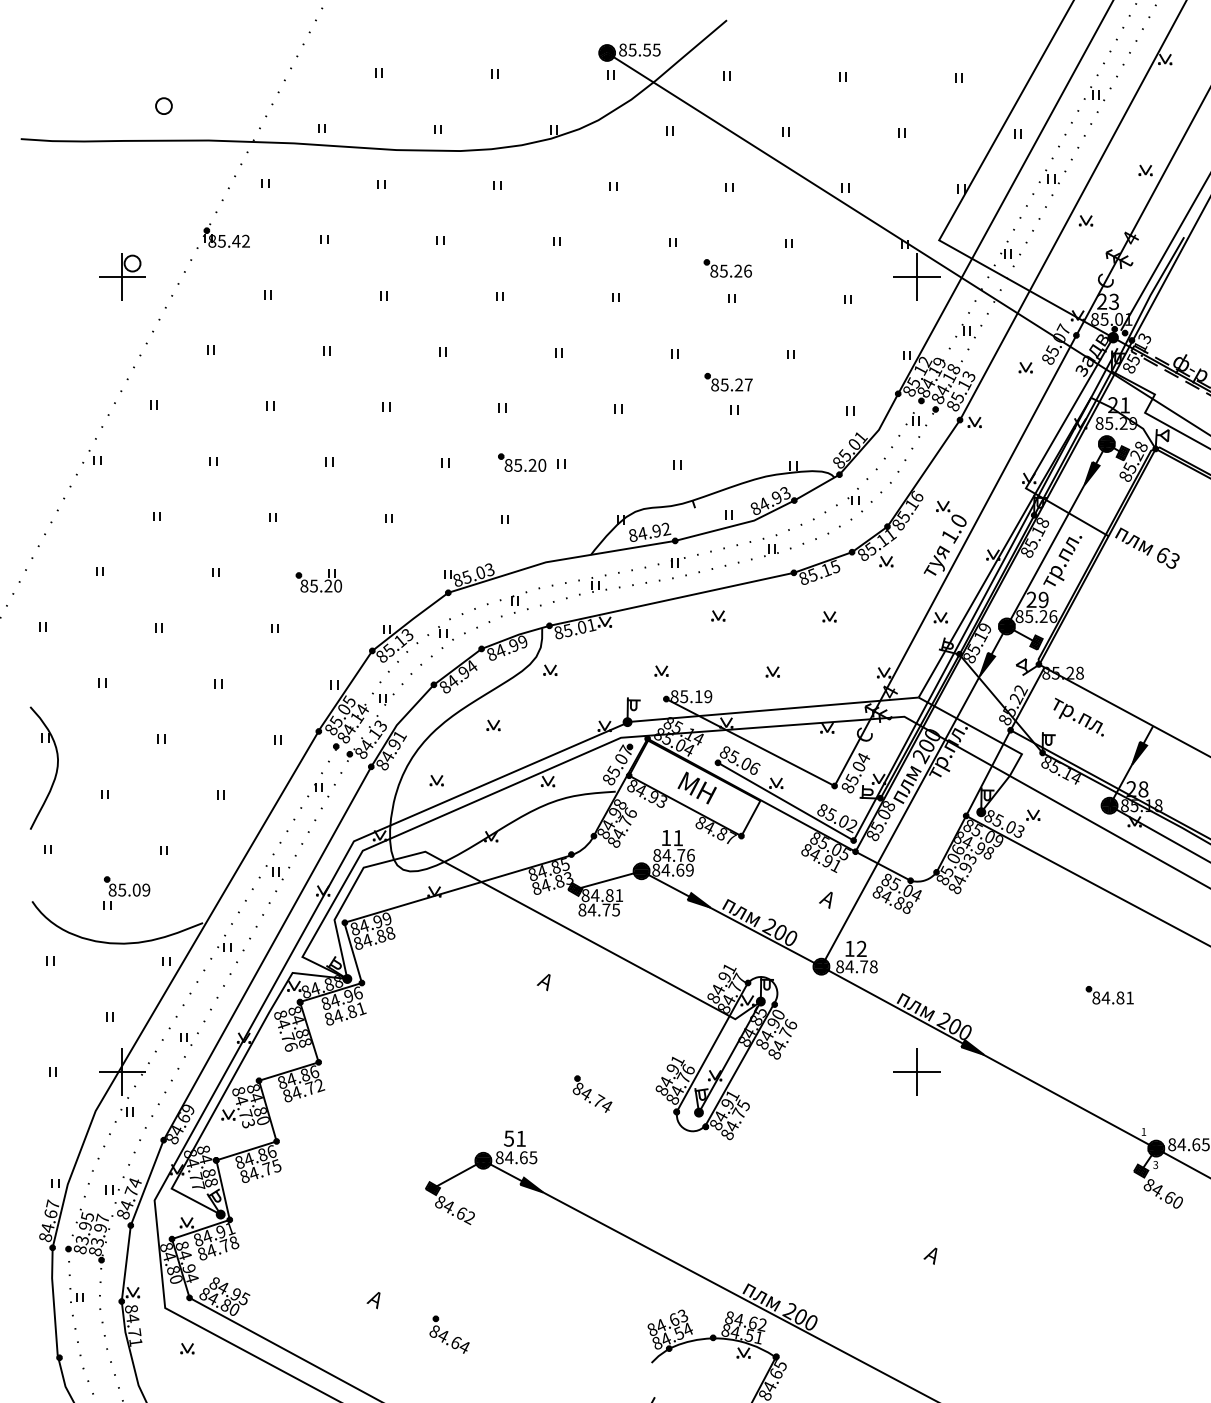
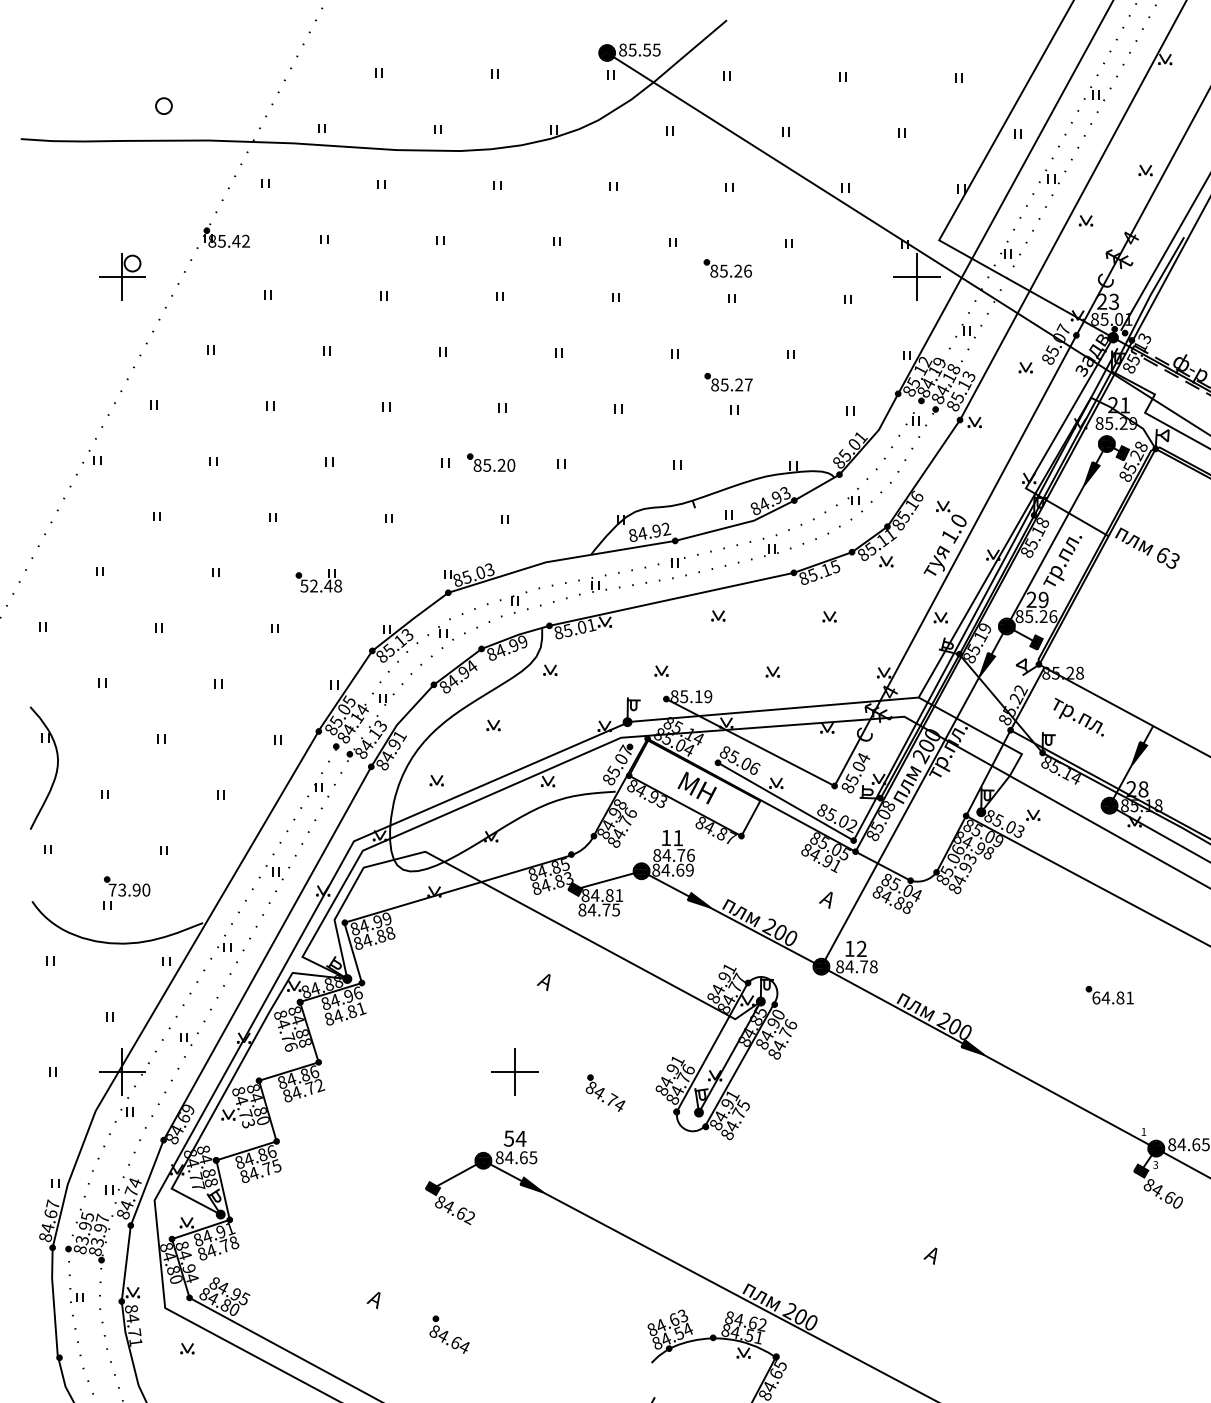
part position: (522, 462) -> (491, 462) (491, 462)
text: 85.20 -> 52.48 (321, 585)
text: 85.09 -> 73.90 (129, 889)
text: 84.81 -> 64.81 (1096, 997)
part position: (916, 1071) -> (514, 1071) (514, 1071)
part position: (592, 1093) -> (605, 1092) (605, 1092)
text: 51 -> 54 (520, 1138)
